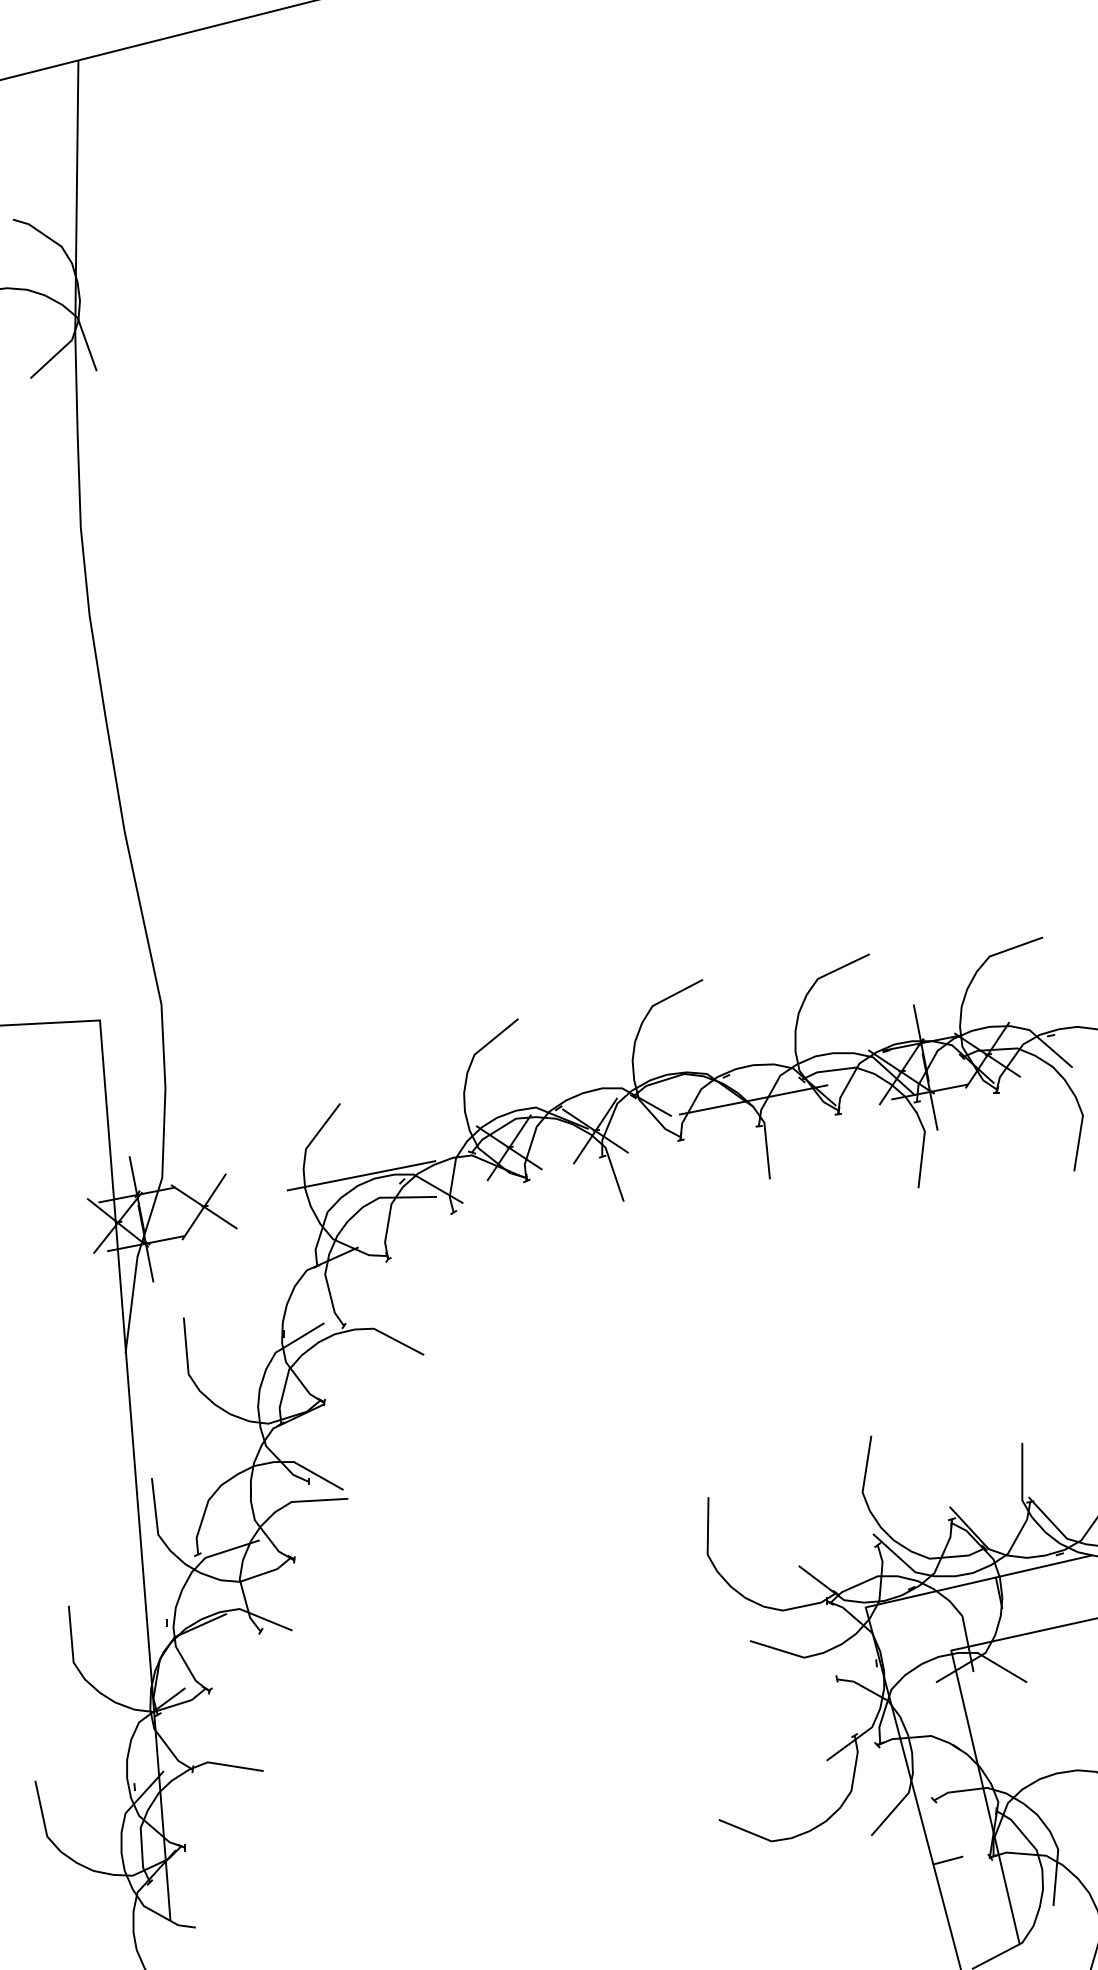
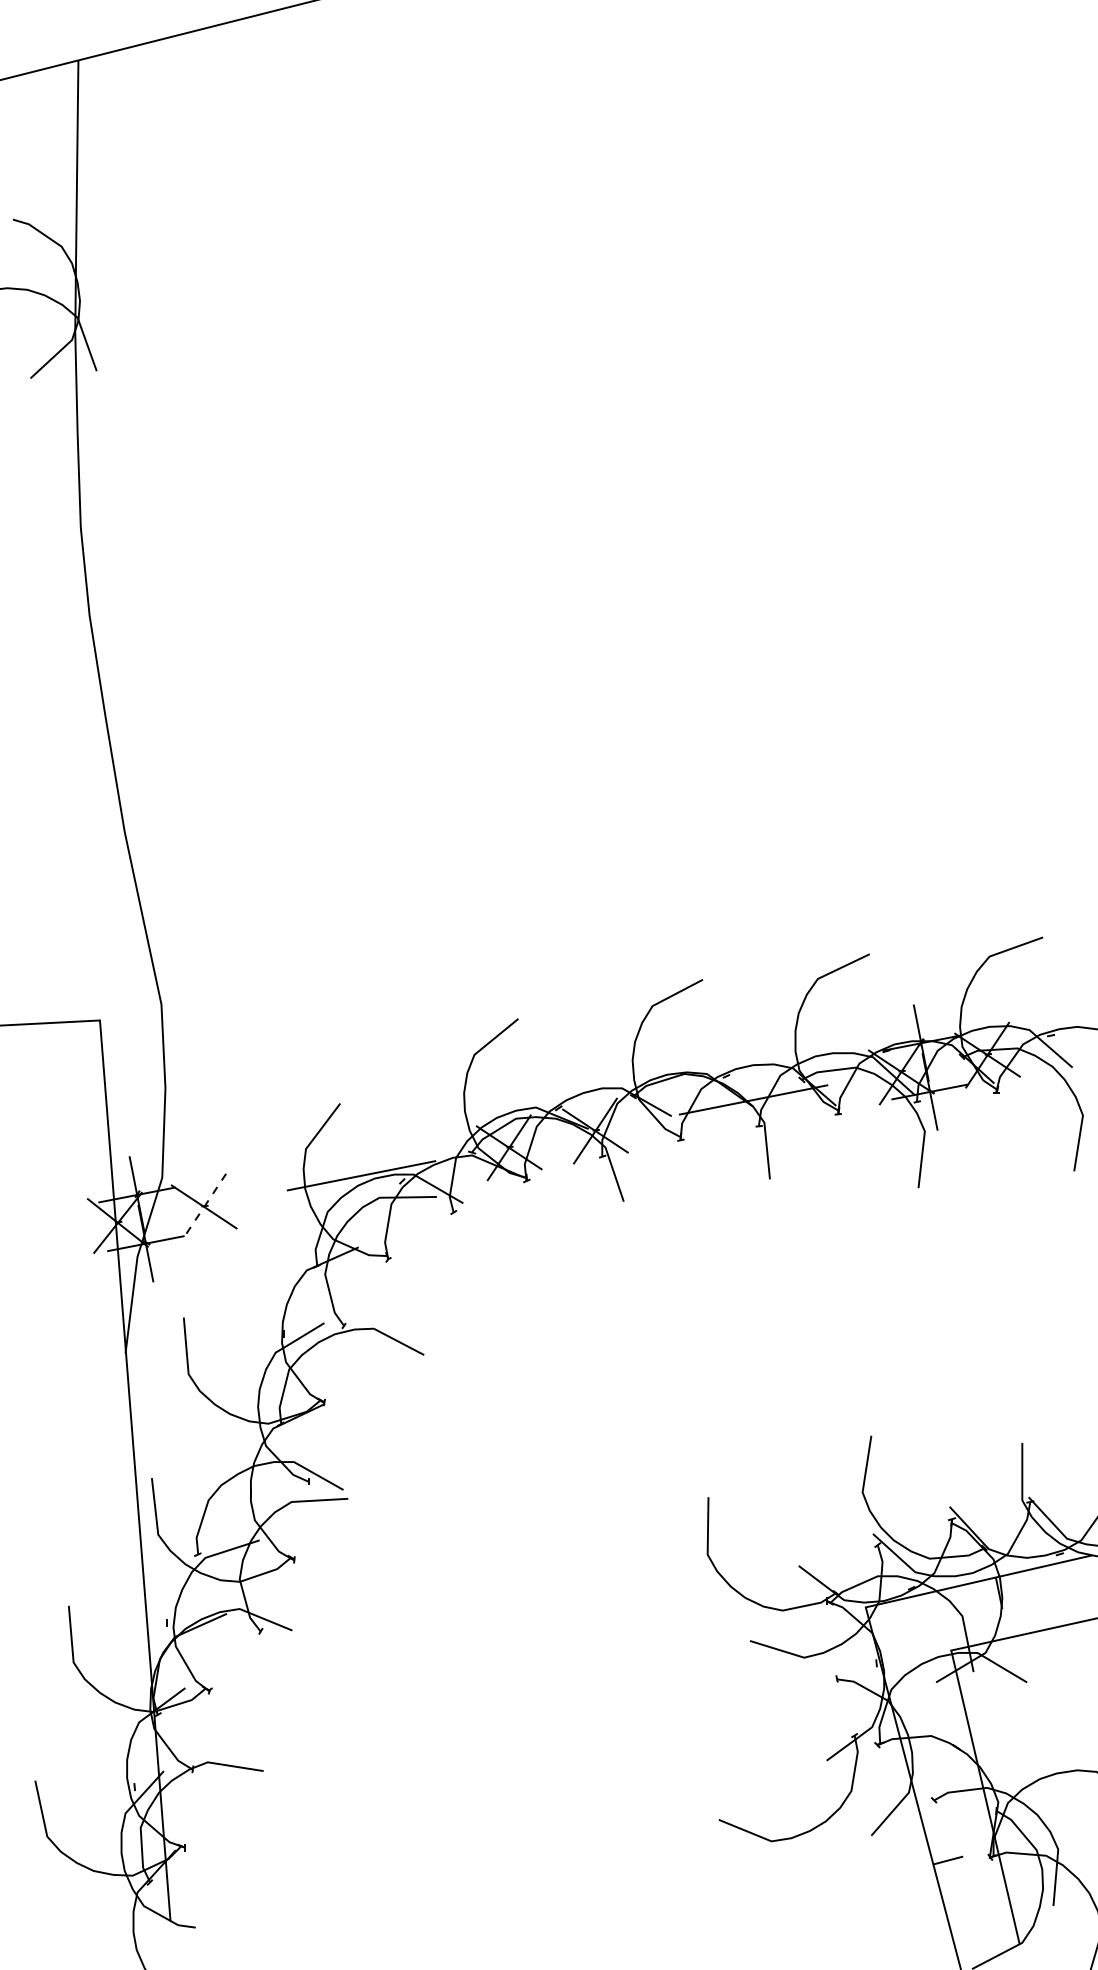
line: solid -> dashed (204, 1206)
